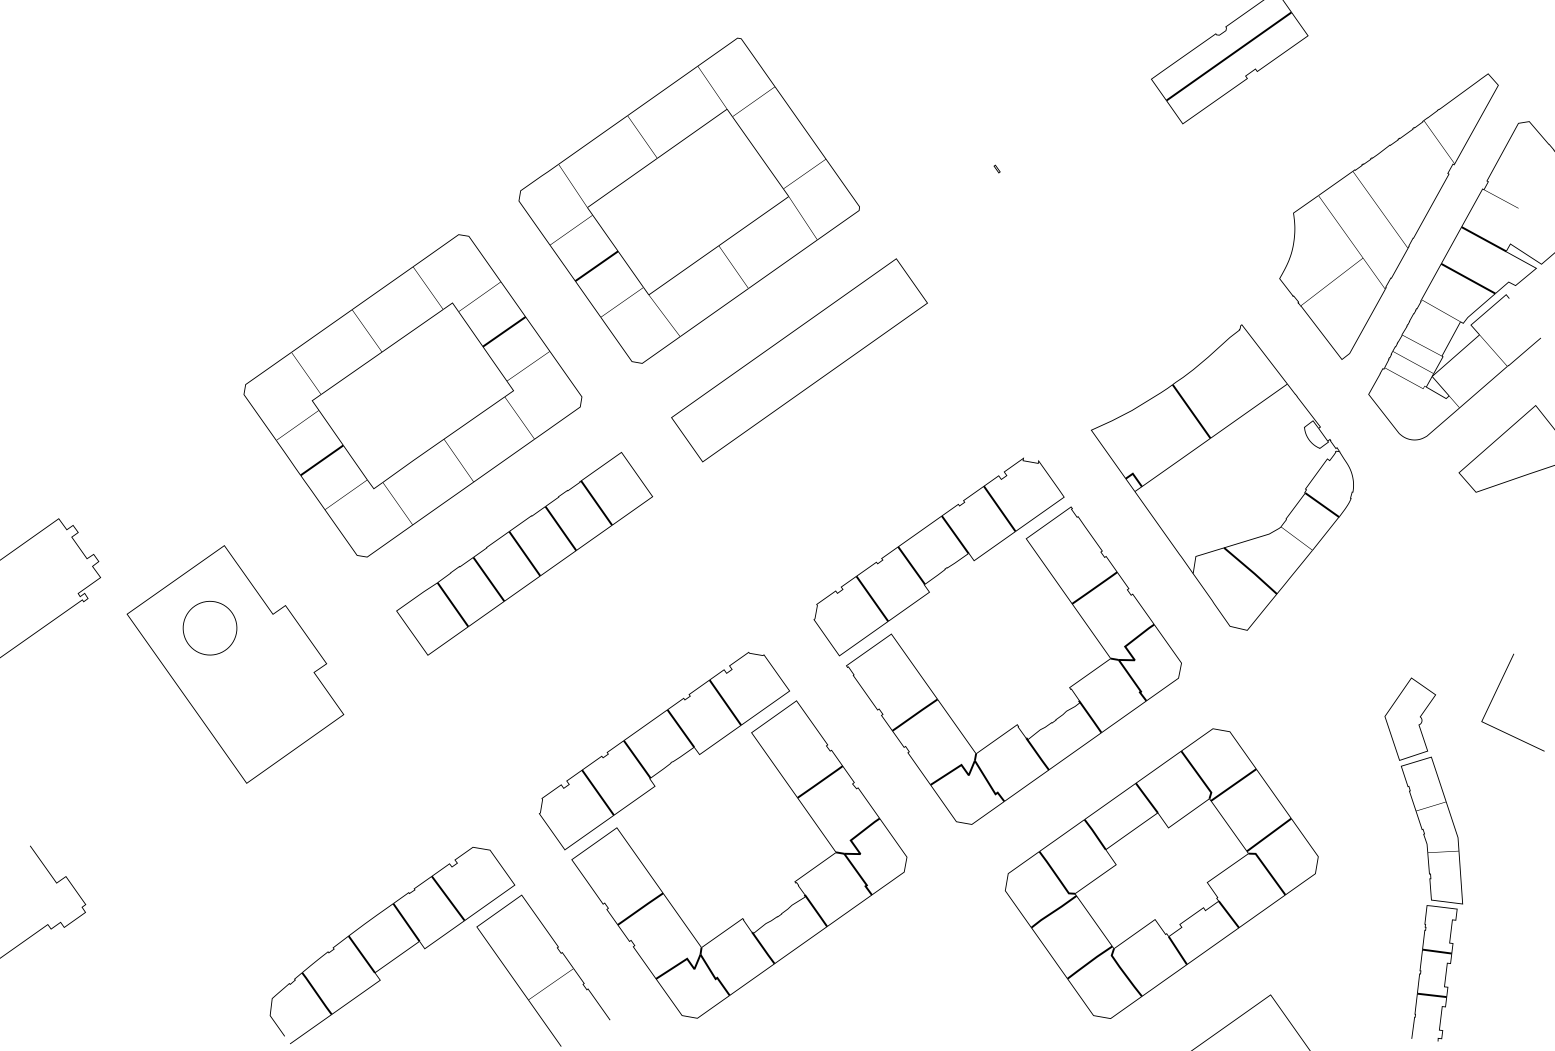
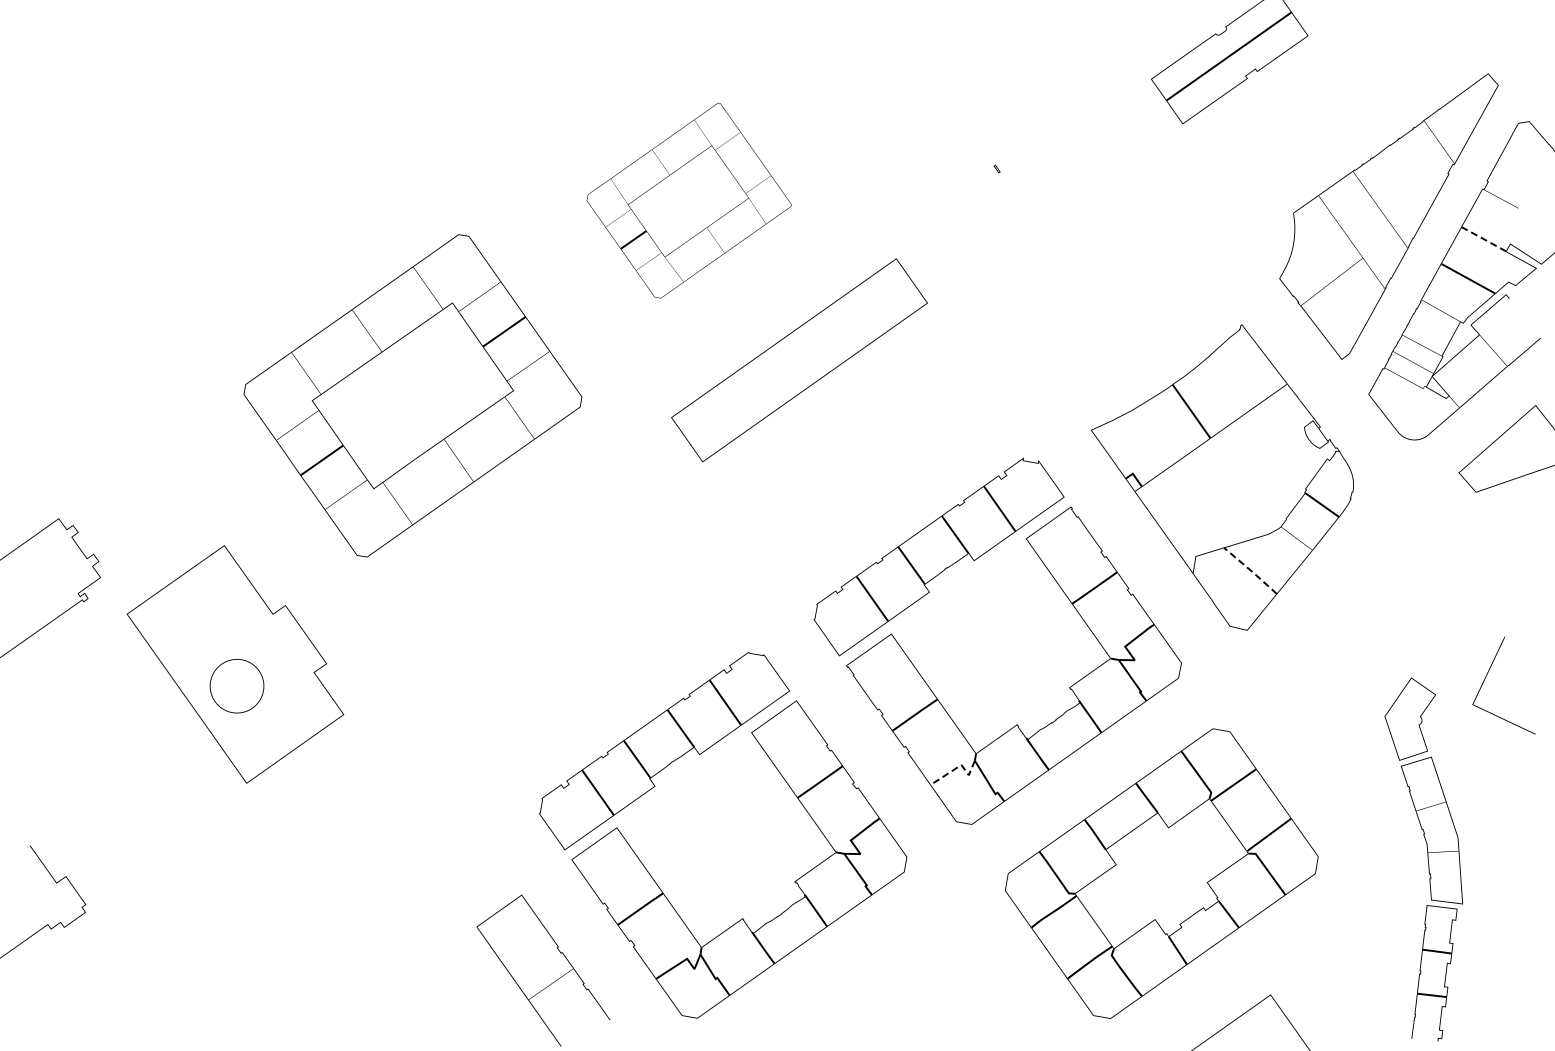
part size: 342x327 px -> 206x197 px (688, 200)
line: solid -> dashed (1483, 239)
part: present -> none (524, 553)
line: solid -> dashed (1250, 570)
part position: (209, 628) -> (236, 686) (236, 686)
curve position: (1495, 694) -> (1486, 677) (1486, 677)
line: solid -> dashed (958, 766)
part: present -> none (392, 945)
